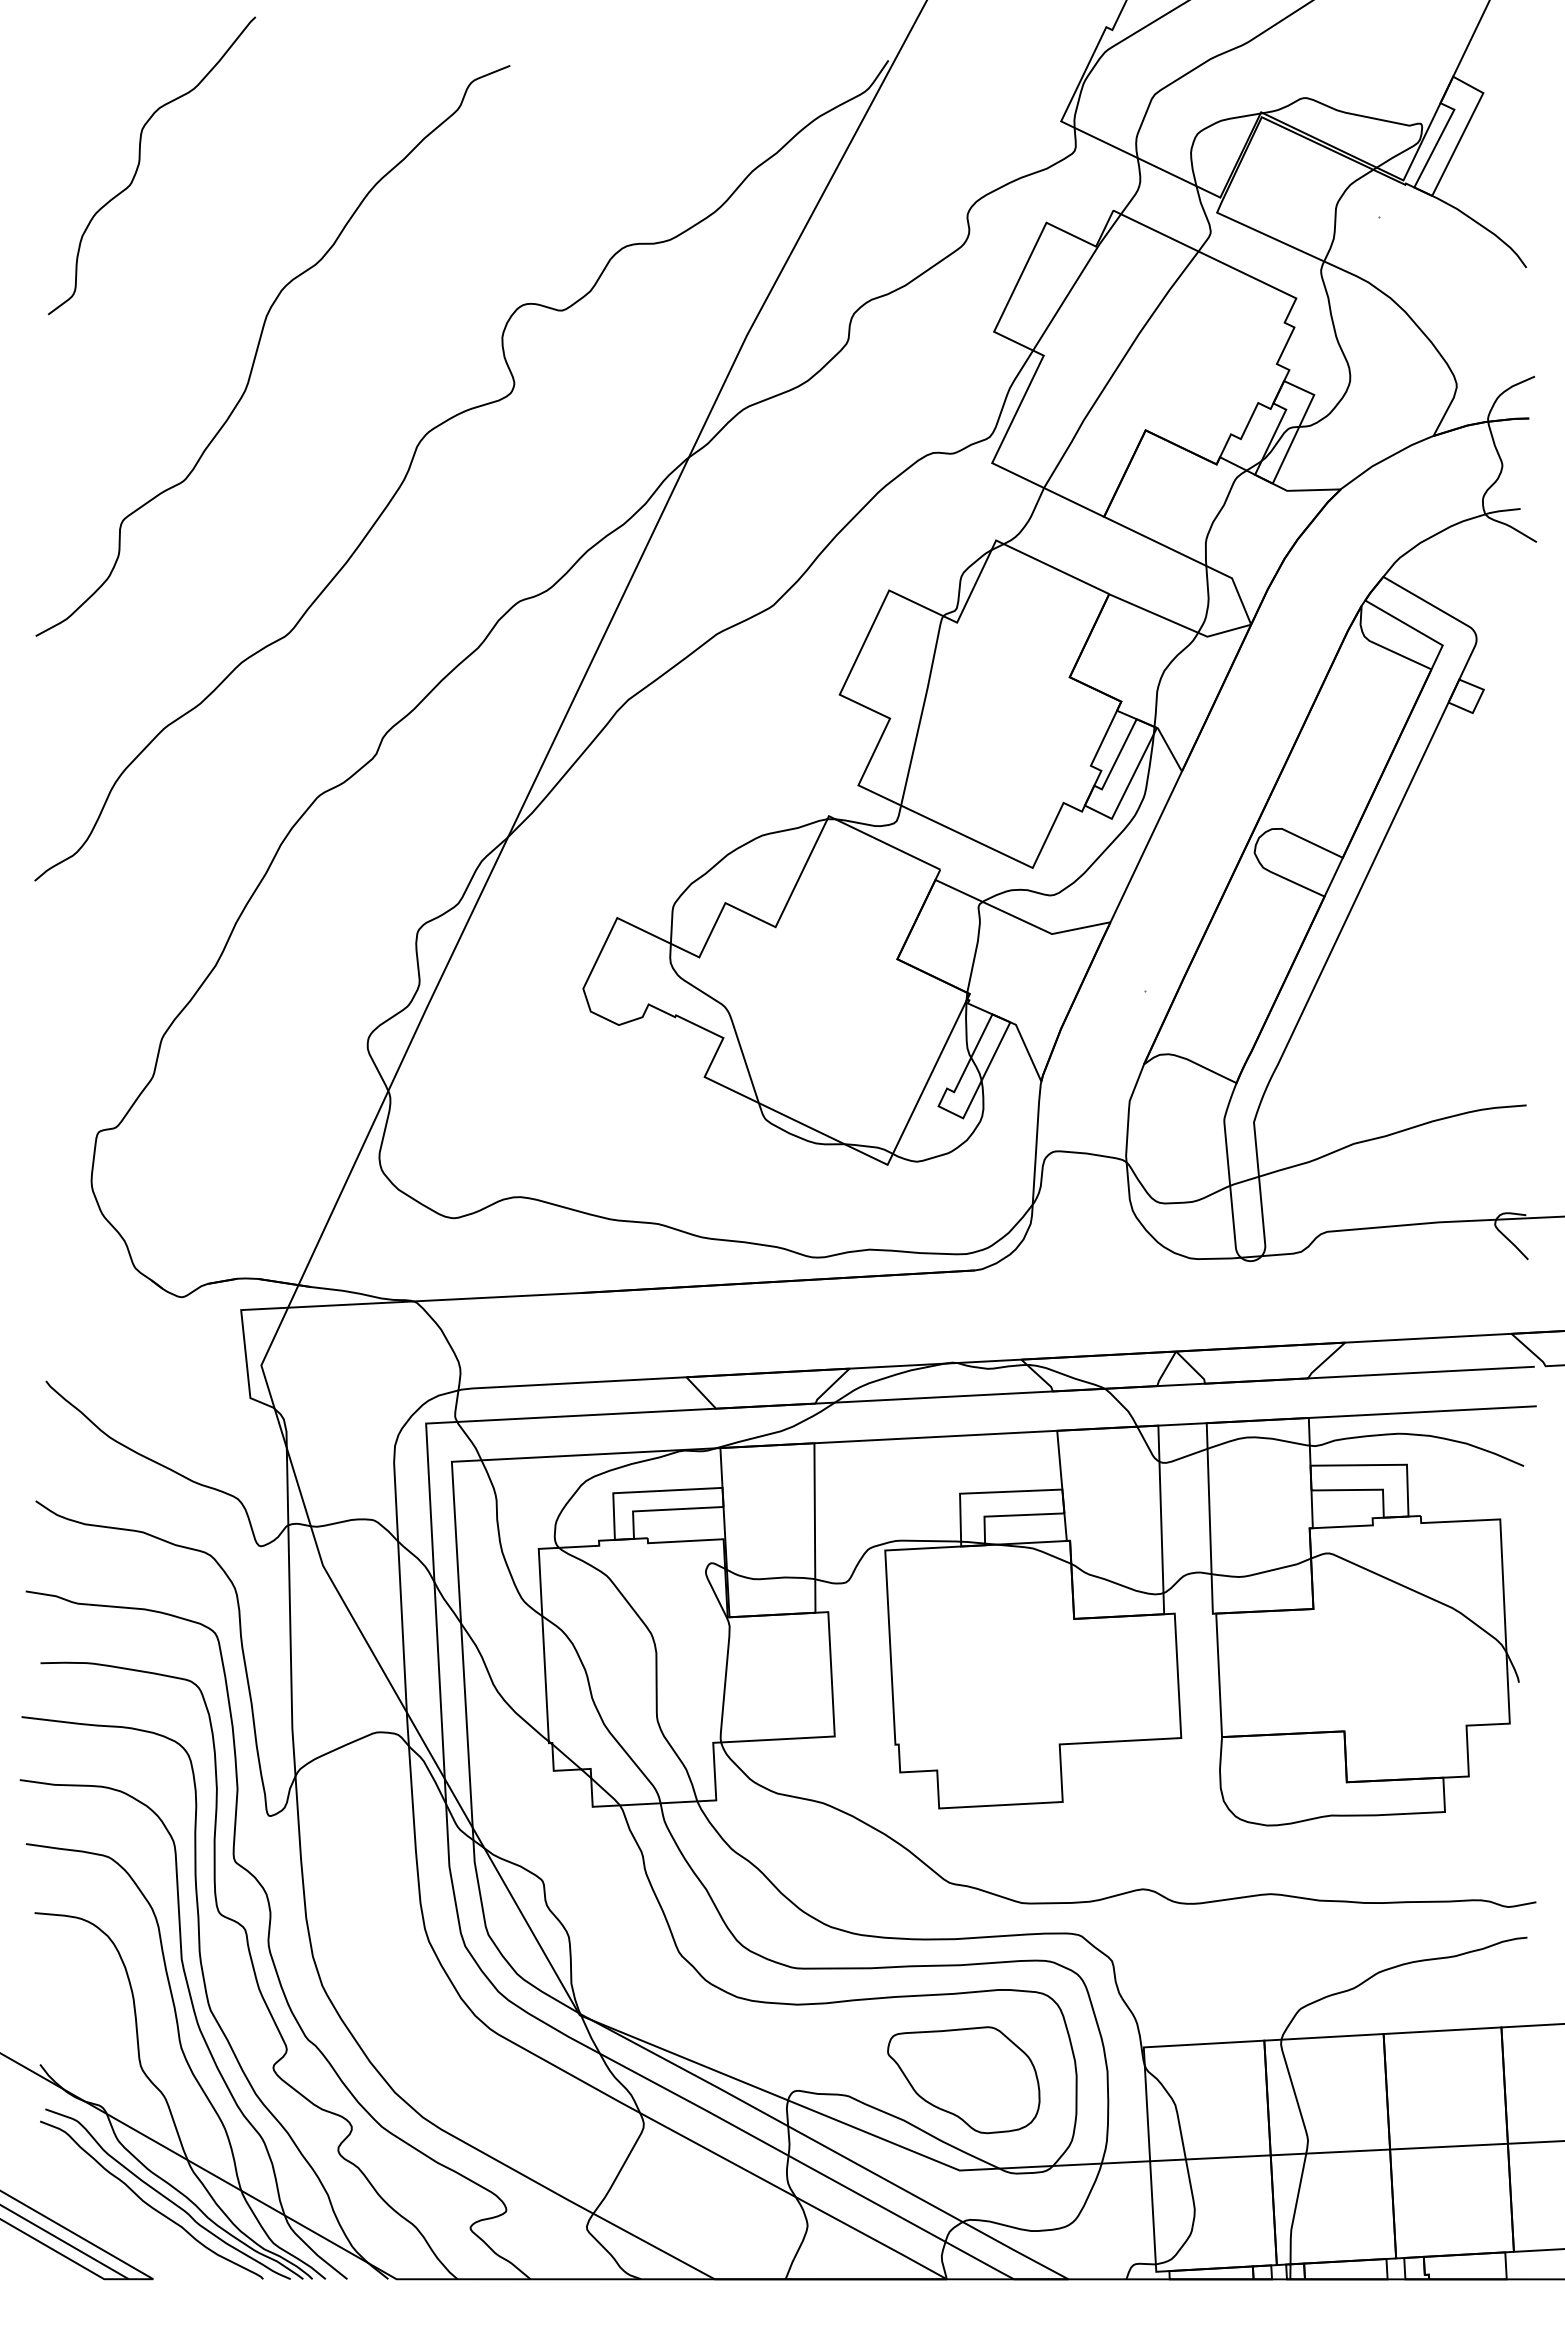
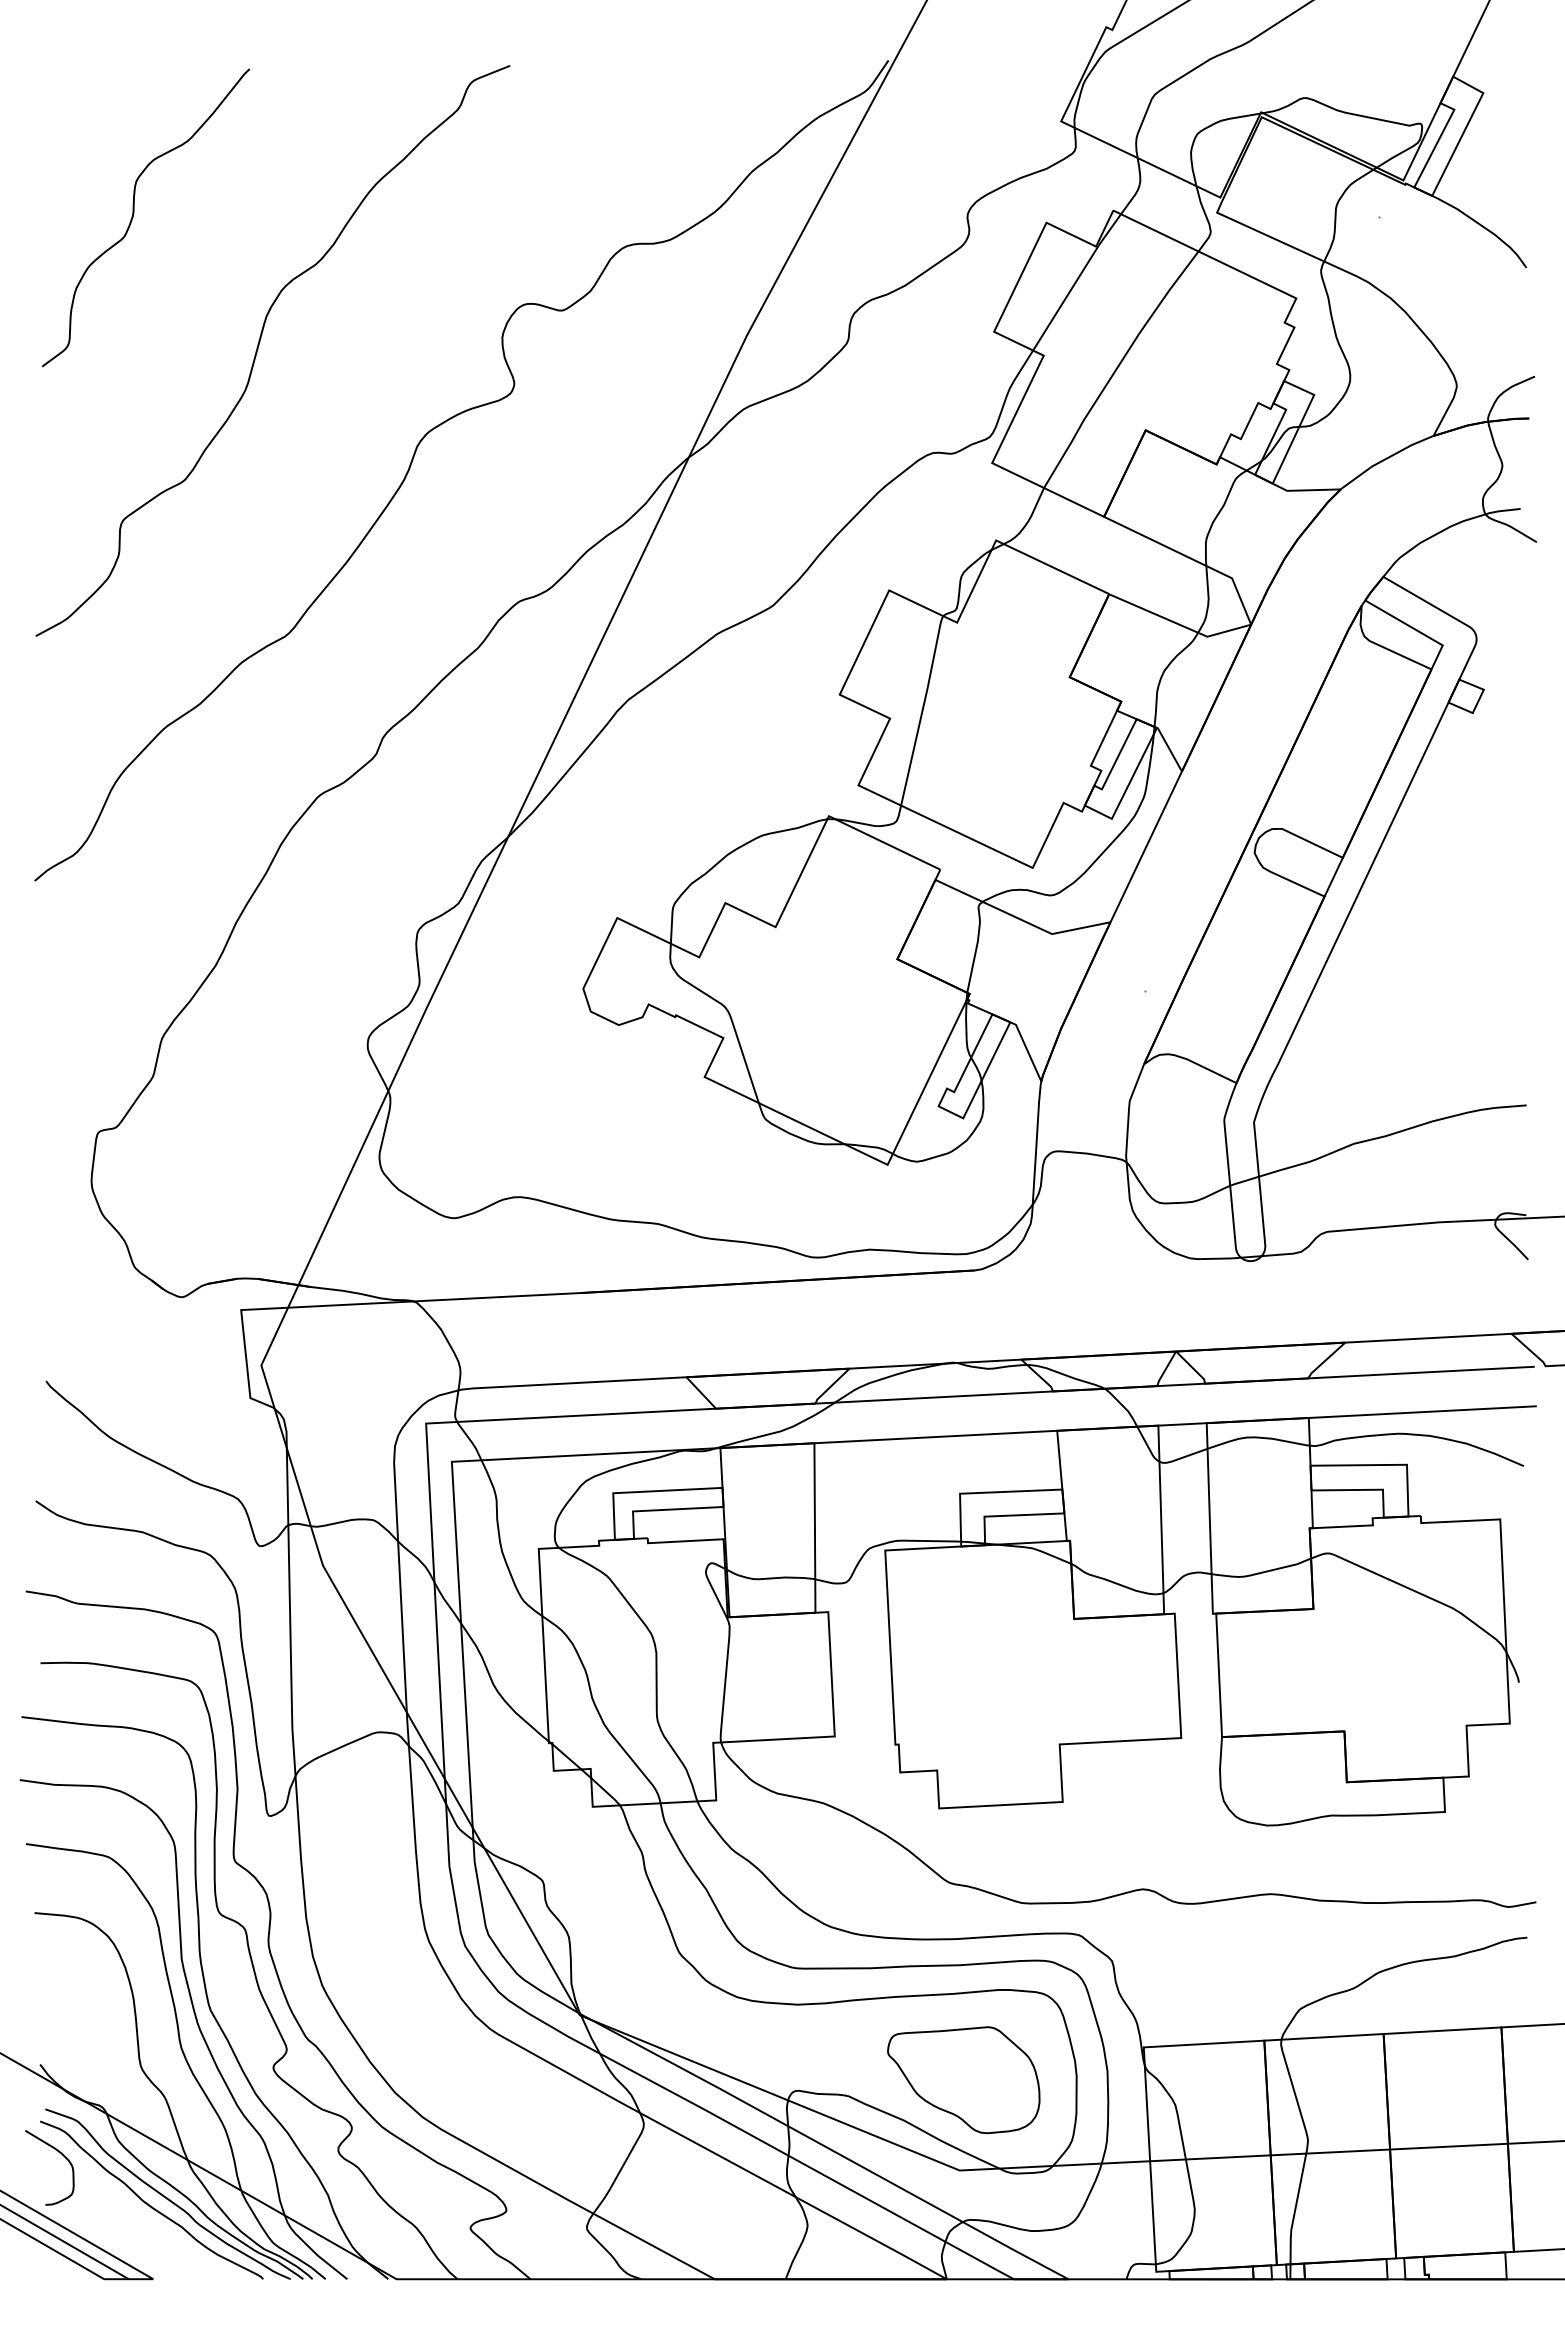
curve position: (140, 161) -> (134, 213) (134, 213)
curve: none -> present (59, 2153)
